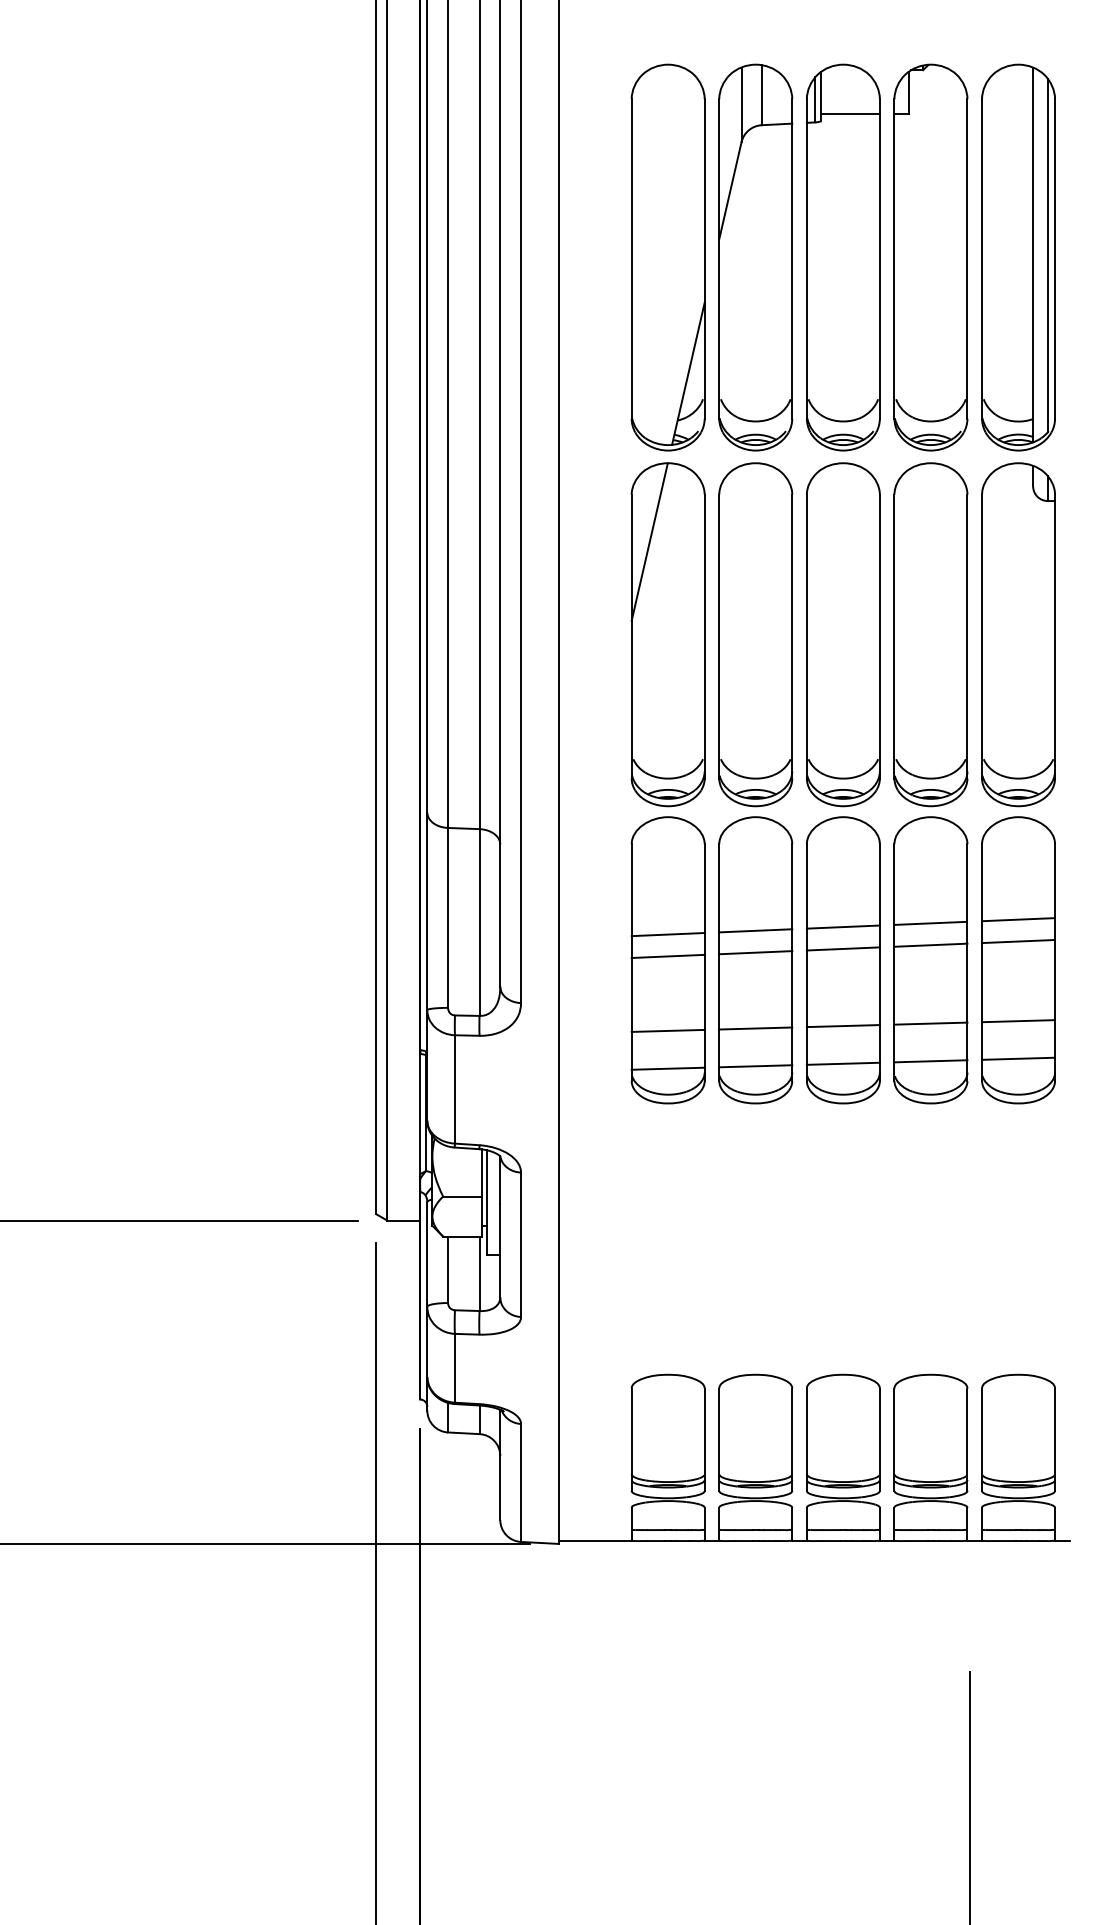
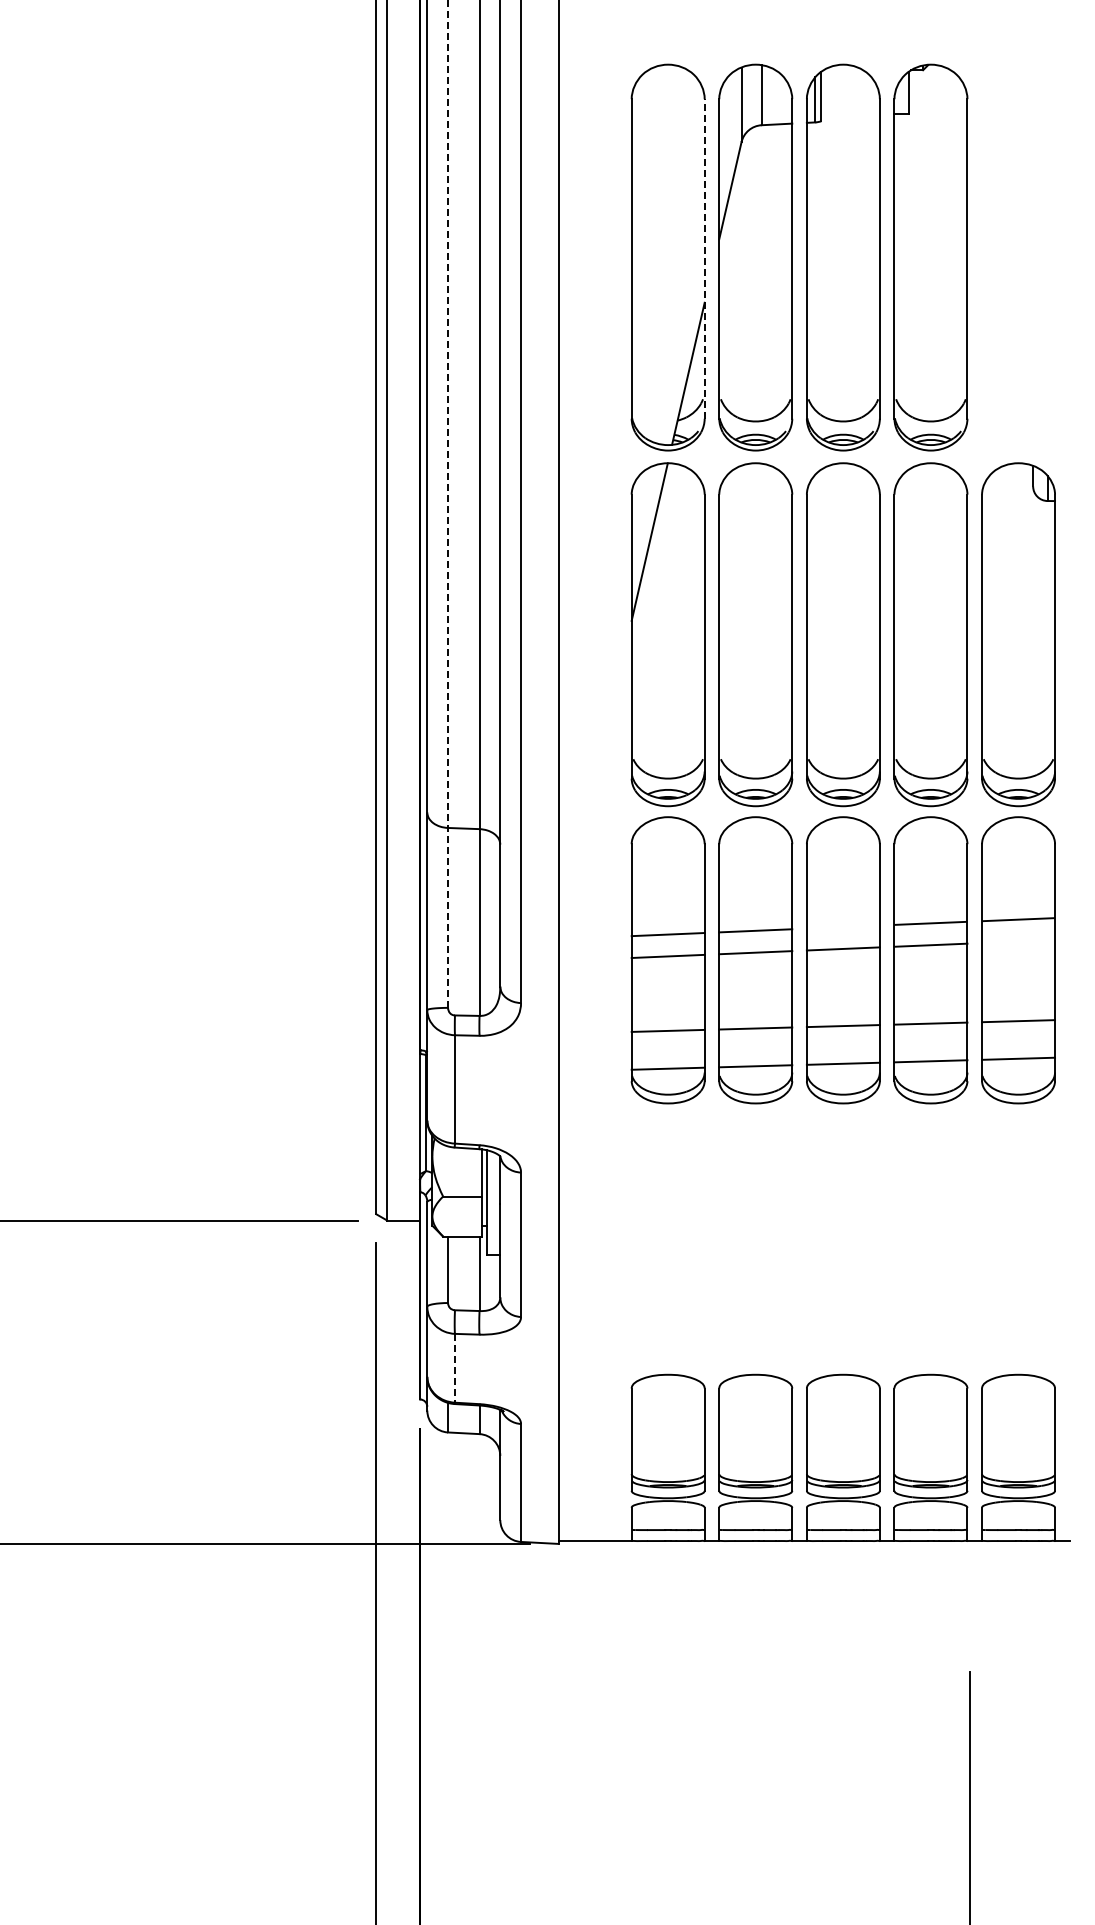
line: present -> none (850, 114)
part: present -> none (1018, 257)
line: solid -> dashed (704, 258)
line: solid -> dashed (448, 504)
line: present -> none (842, 926)
line: present -> none (1018, 941)
line: solid -> dashed (454, 1368)
